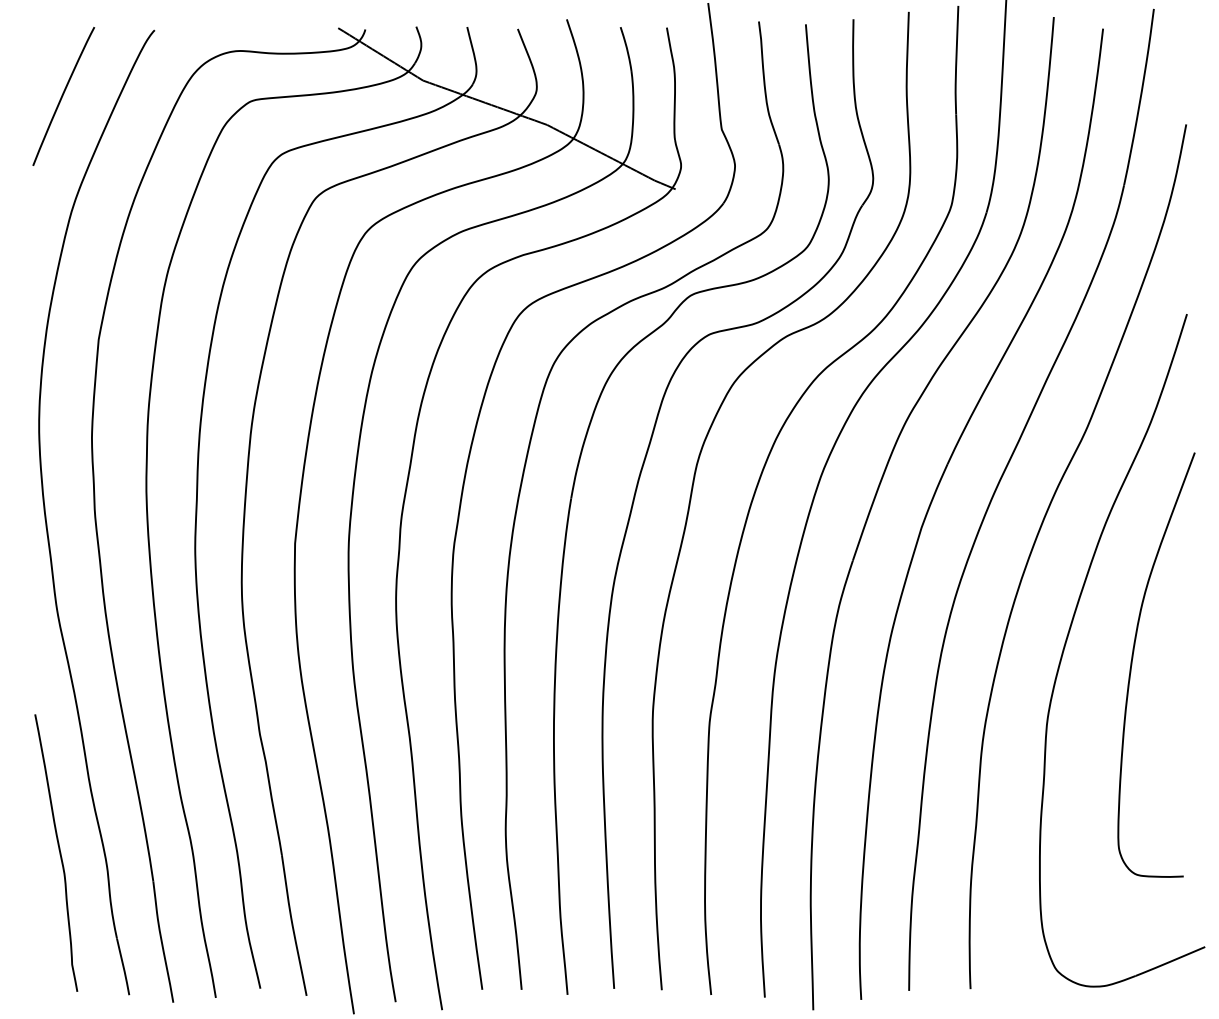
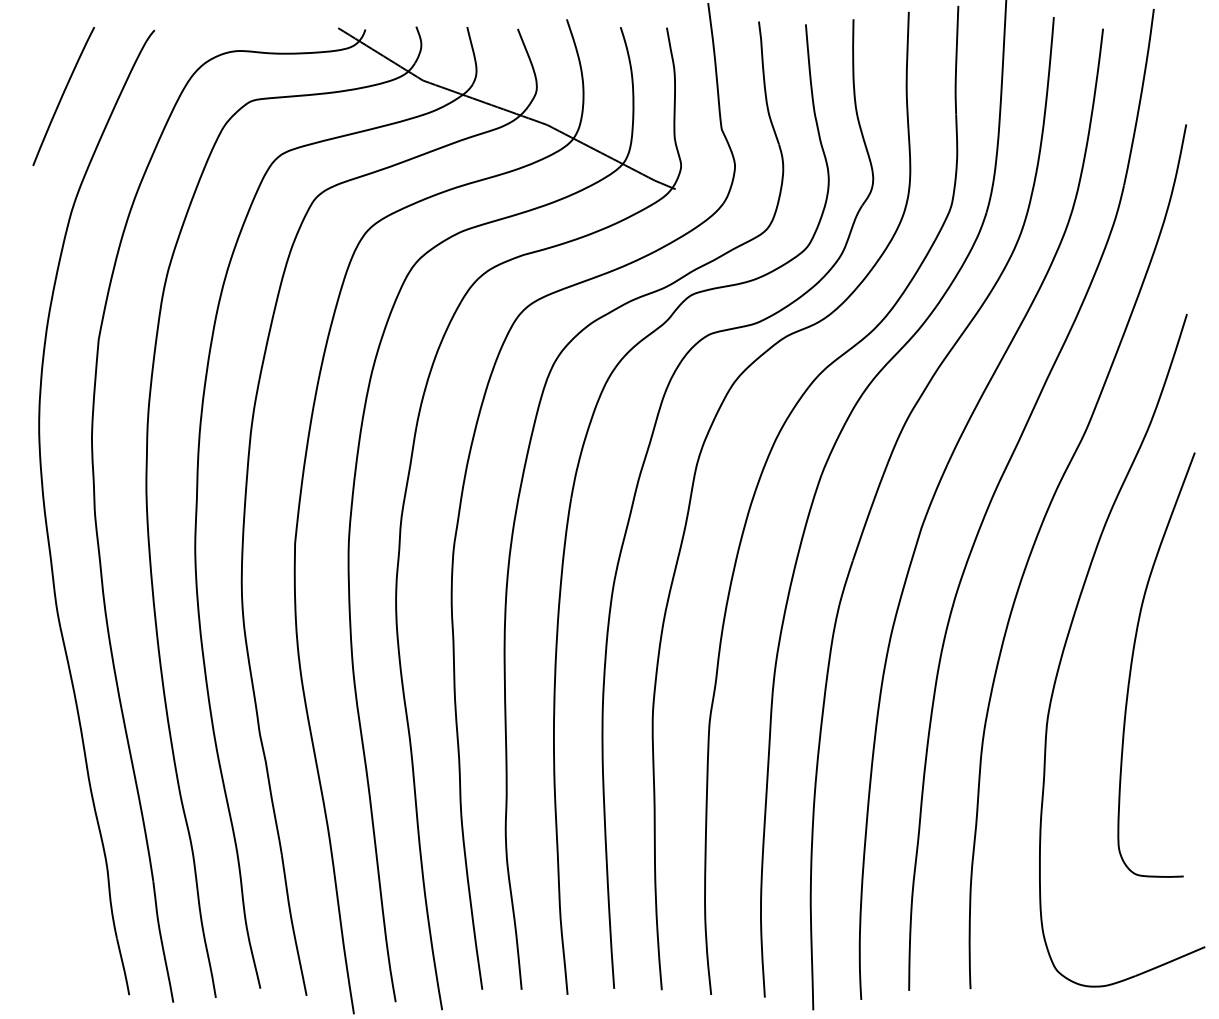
curve: present -> none (58, 850)
